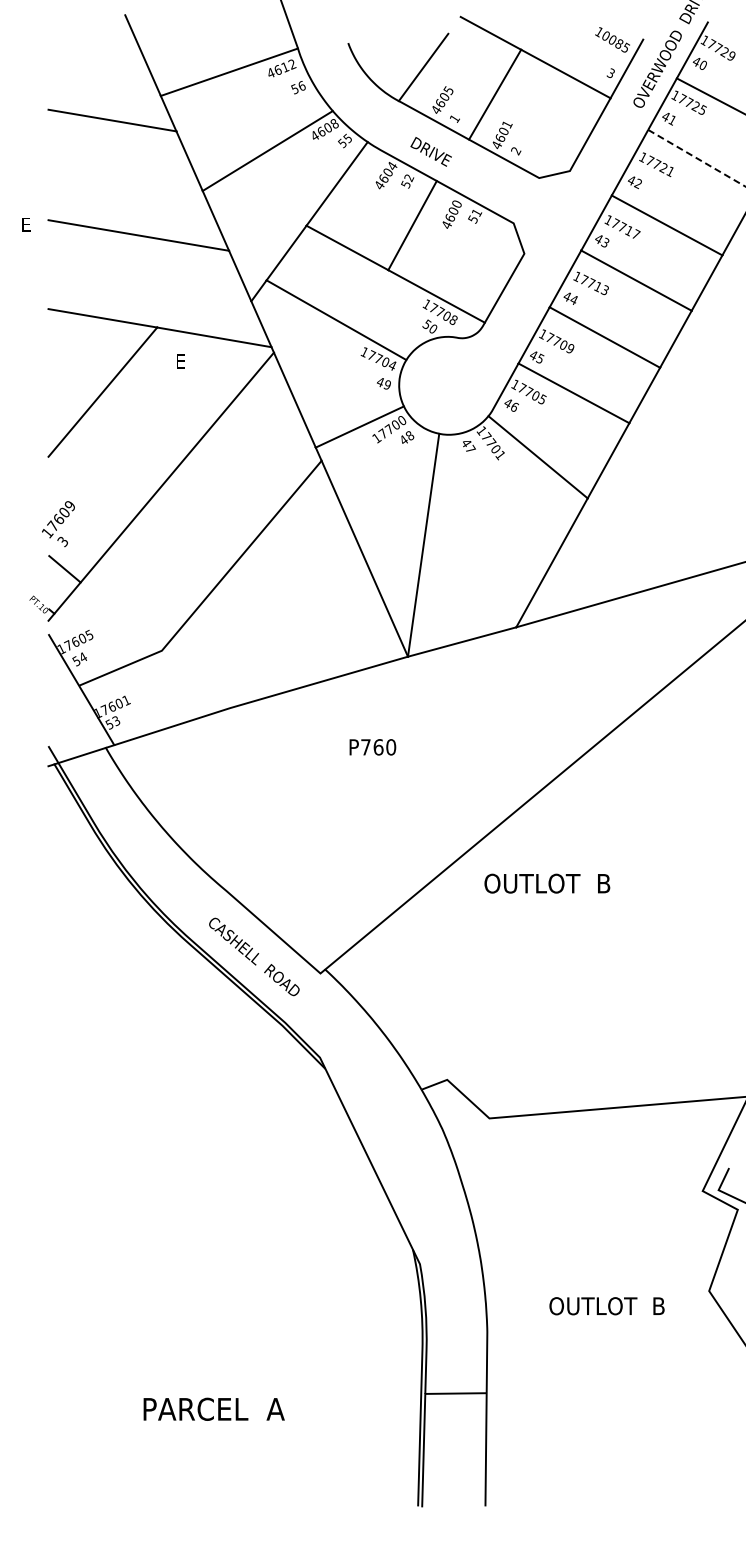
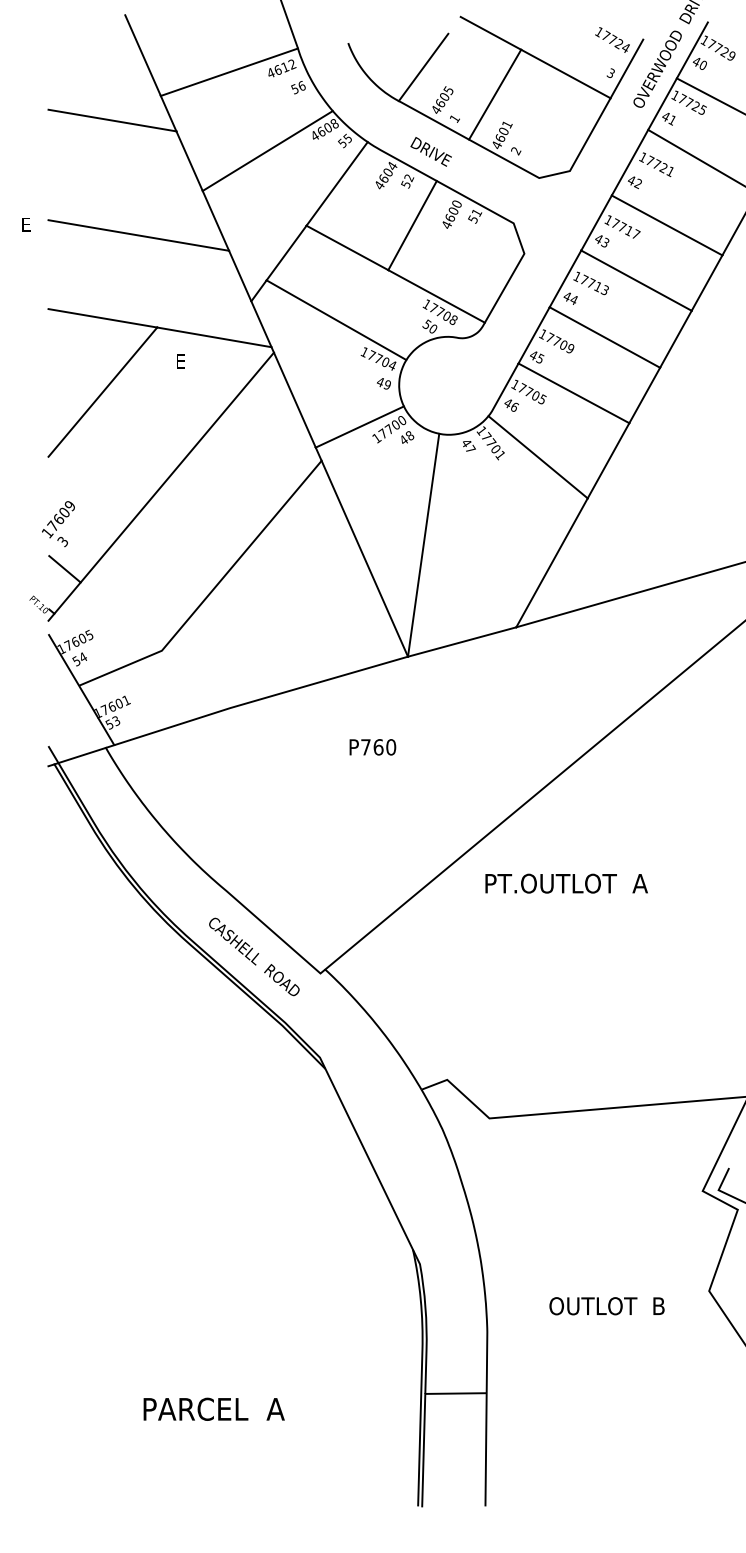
text: 10085 -> 17724 (615, 41)
line: dashed -> solid (697, 158)
text: OUTLOT  B -> PT.OUTLOT  A (565, 883)
